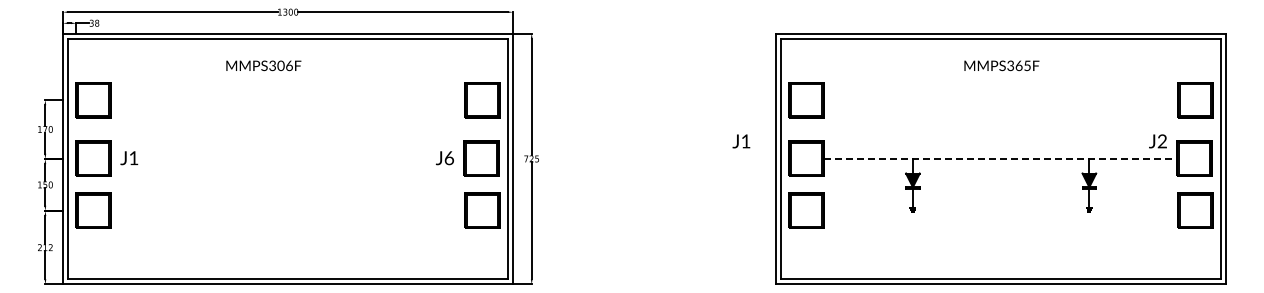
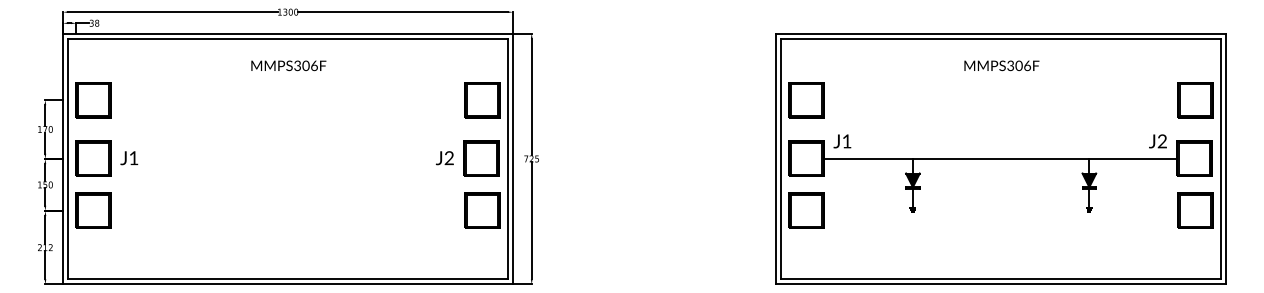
text position: (263, 65) -> (288, 65) (288, 65)
text: MMPS365F -> MMPS306F (1023, 65)
text position: (741, 141) -> (842, 141) (842, 141)
text: J6 -> J2 (449, 158)
line: dashed -> solid (1001, 158)
